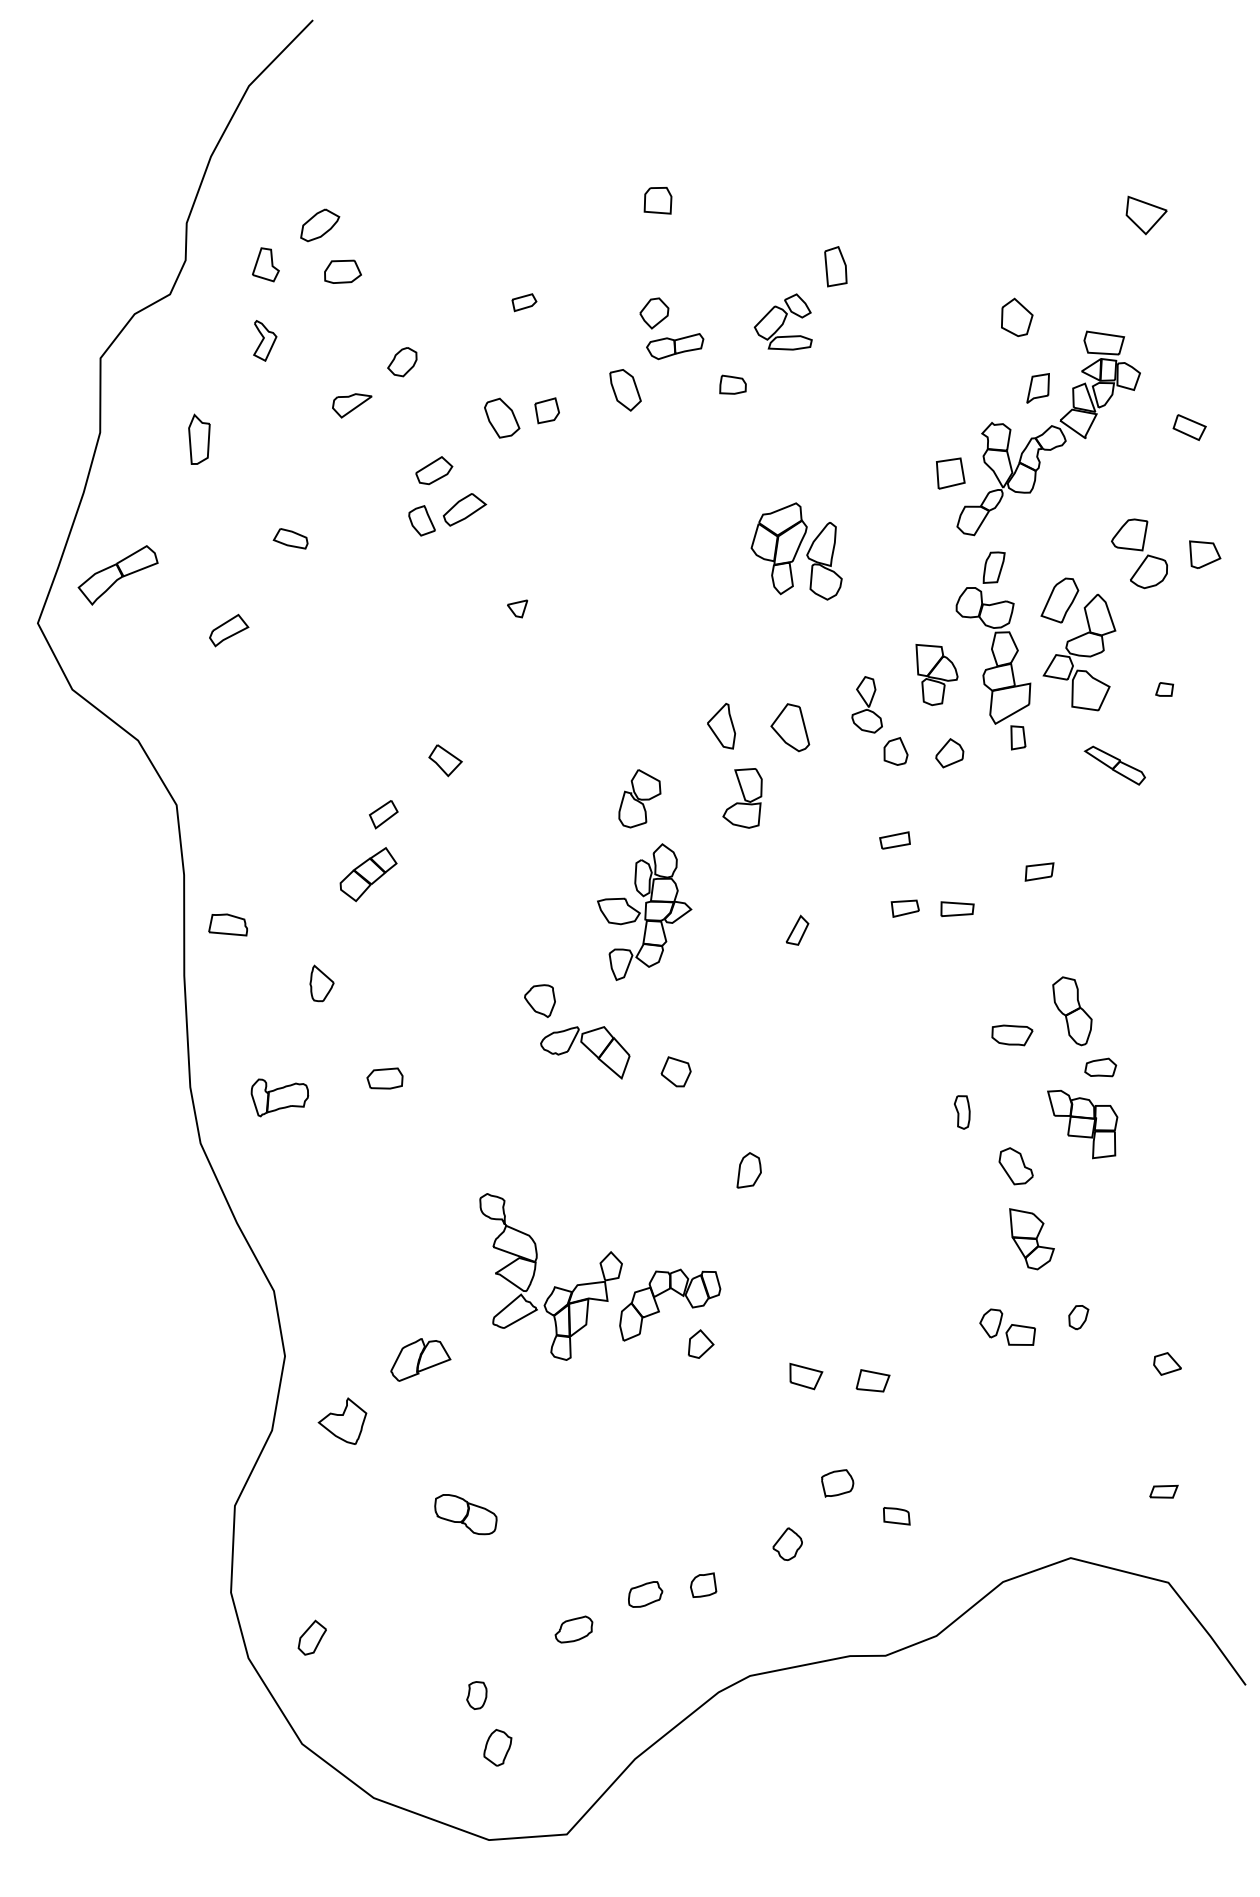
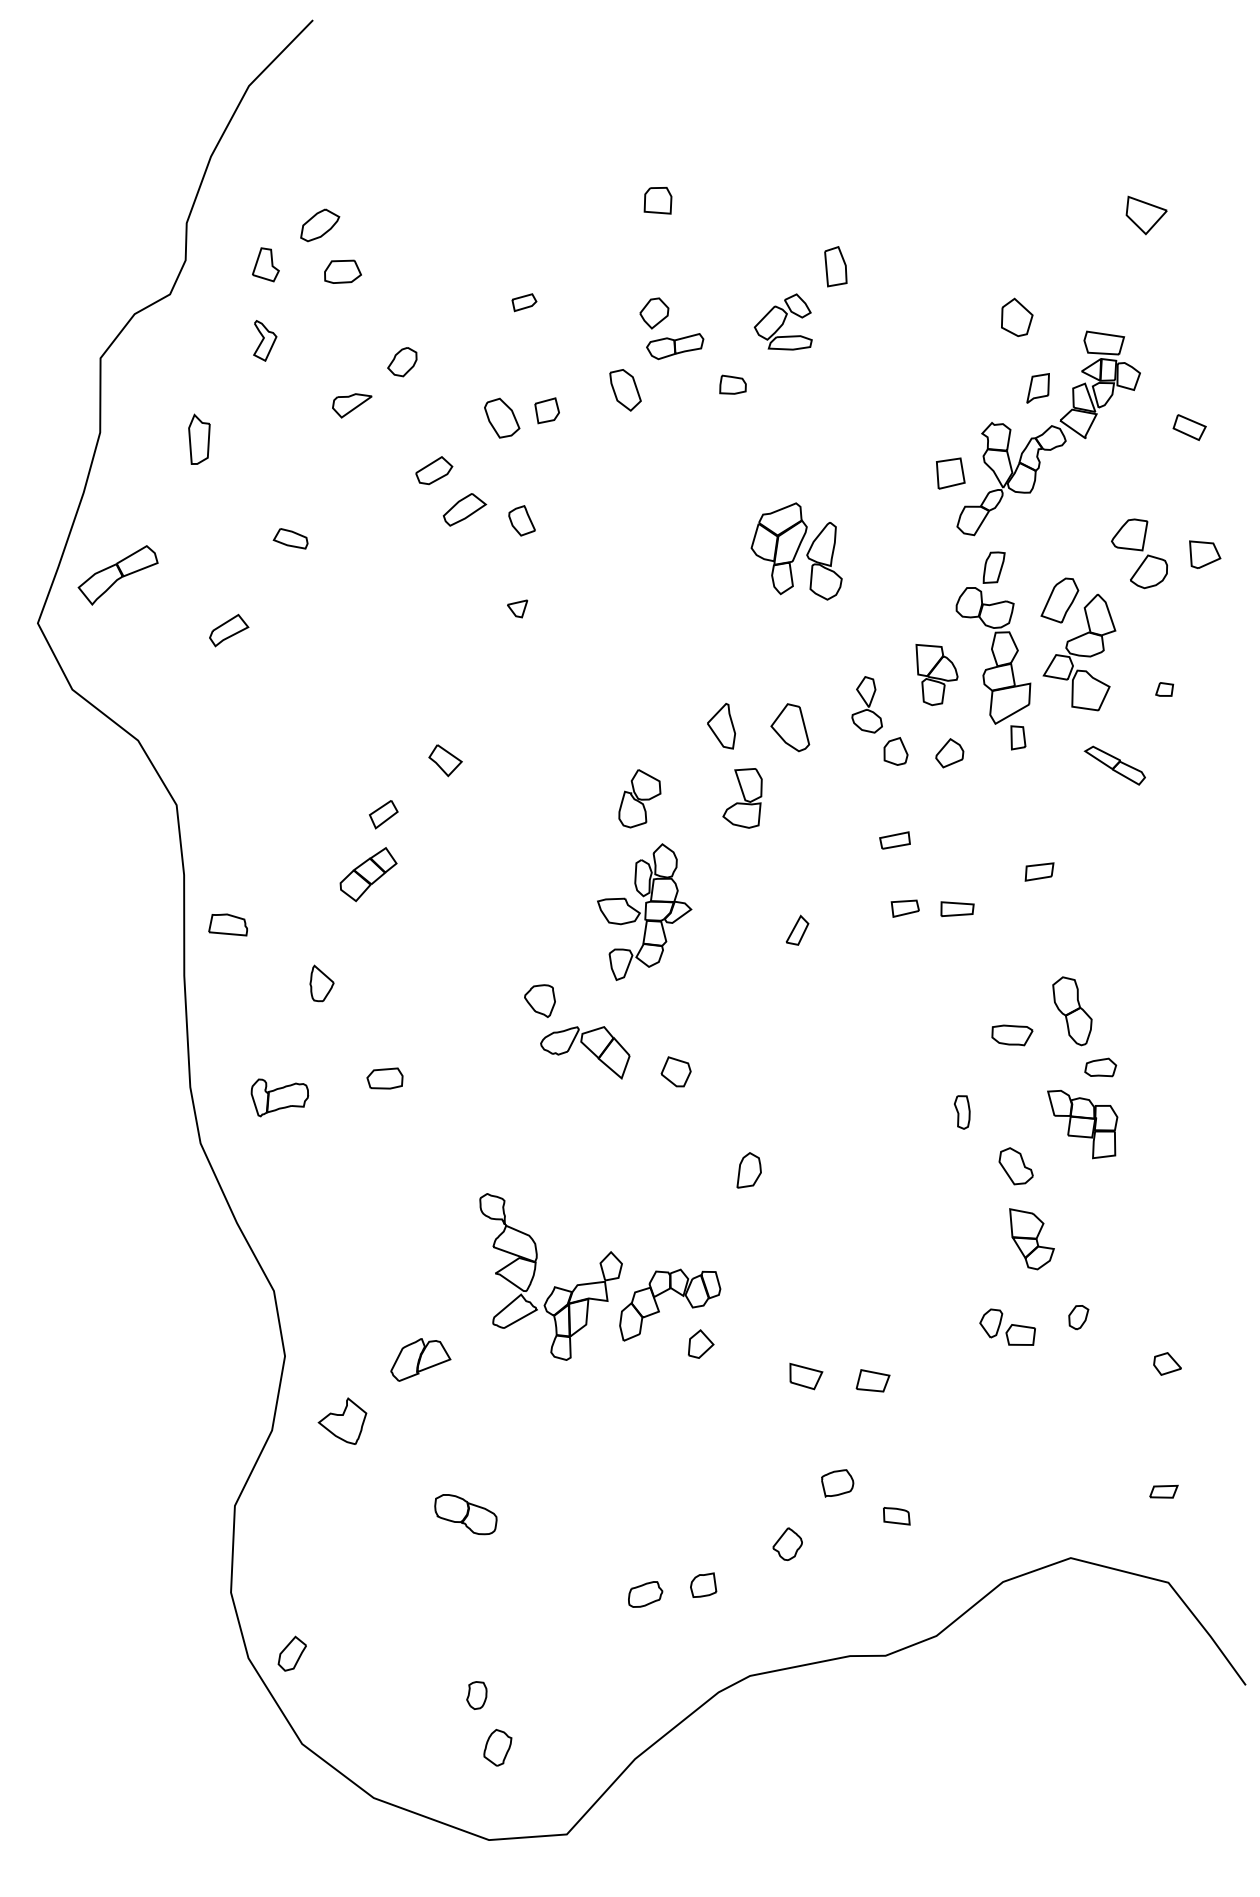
part position: (421, 520) -> (521, 520) (521, 520)
part: present -> none (573, 1629)
part position: (311, 1637) -> (291, 1653) (291, 1653)
